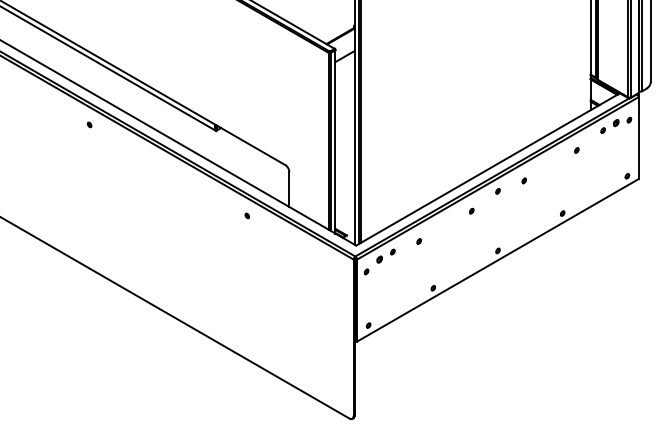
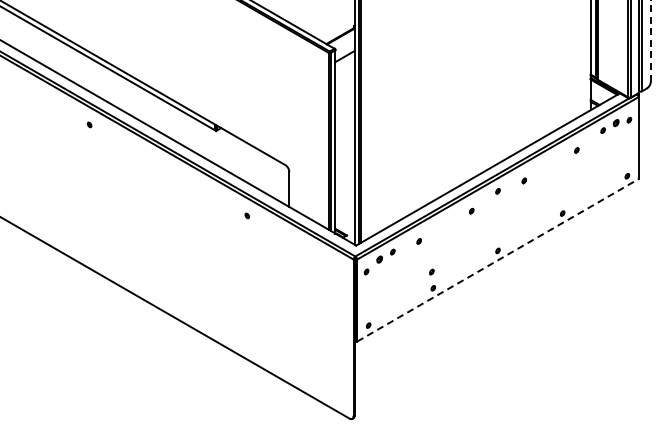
line: solid -> dashed (650, 40)
line: solid -> dashed (498, 260)
part: none -> present (431, 271)
